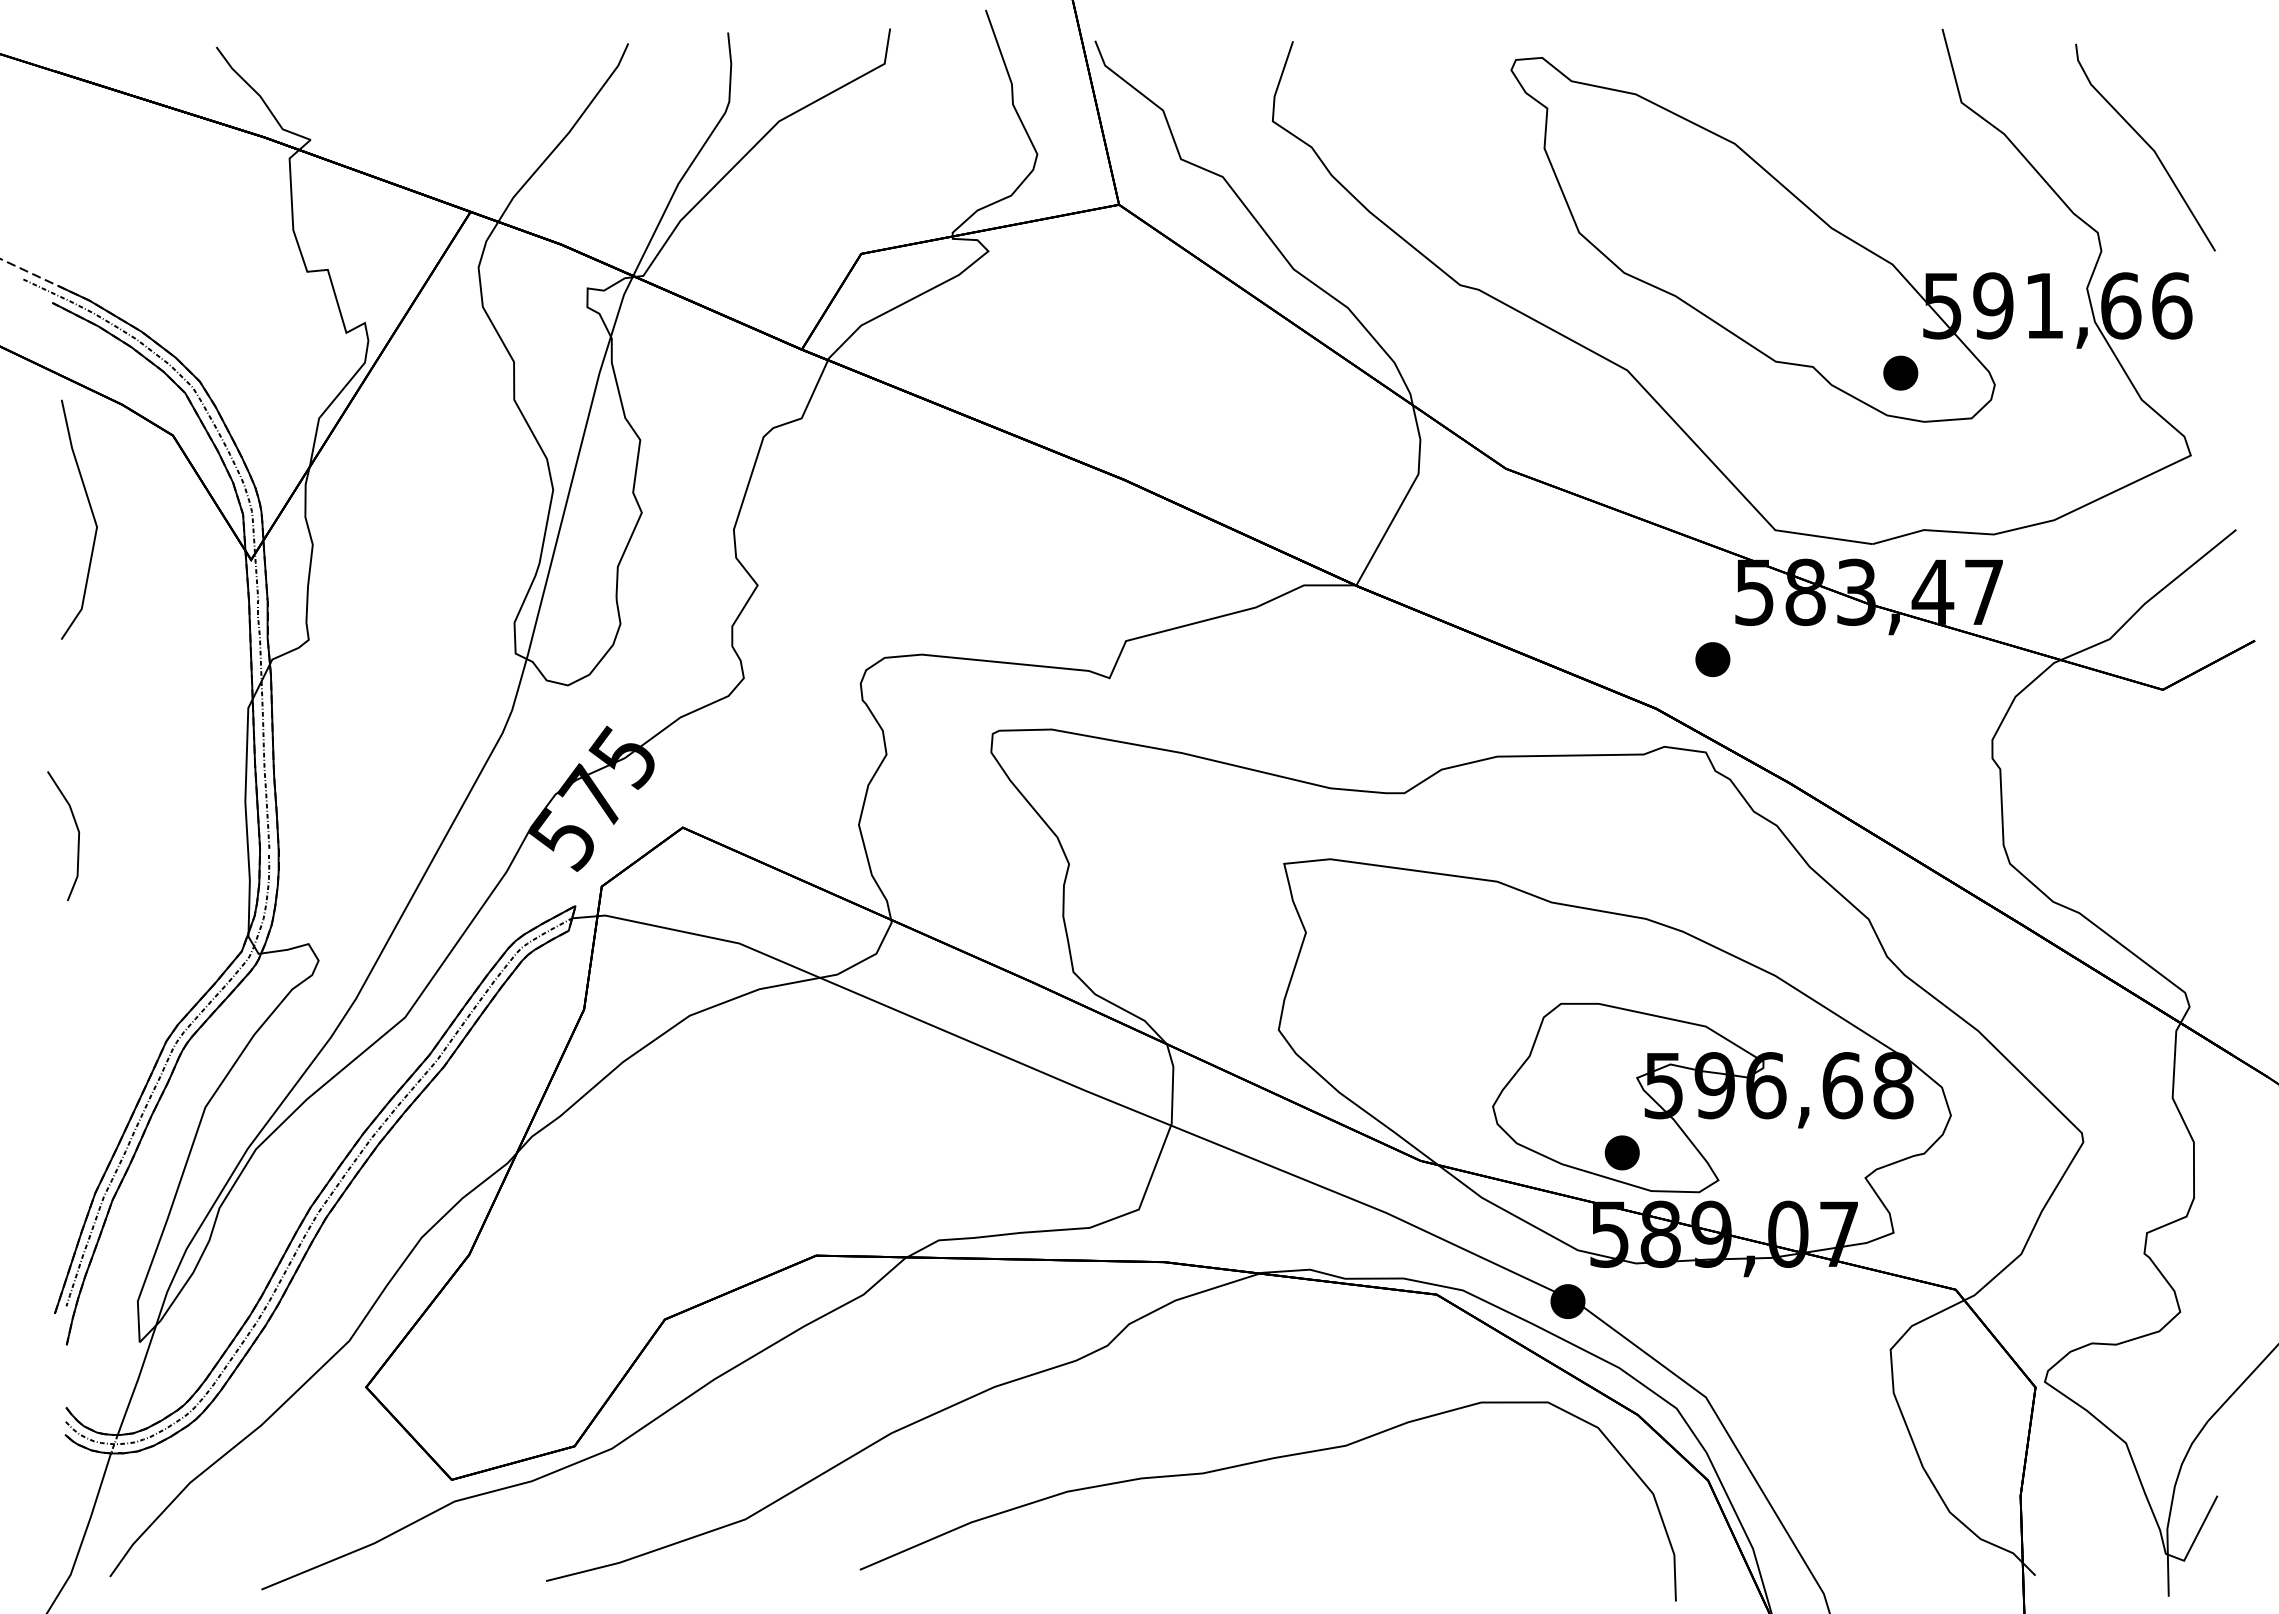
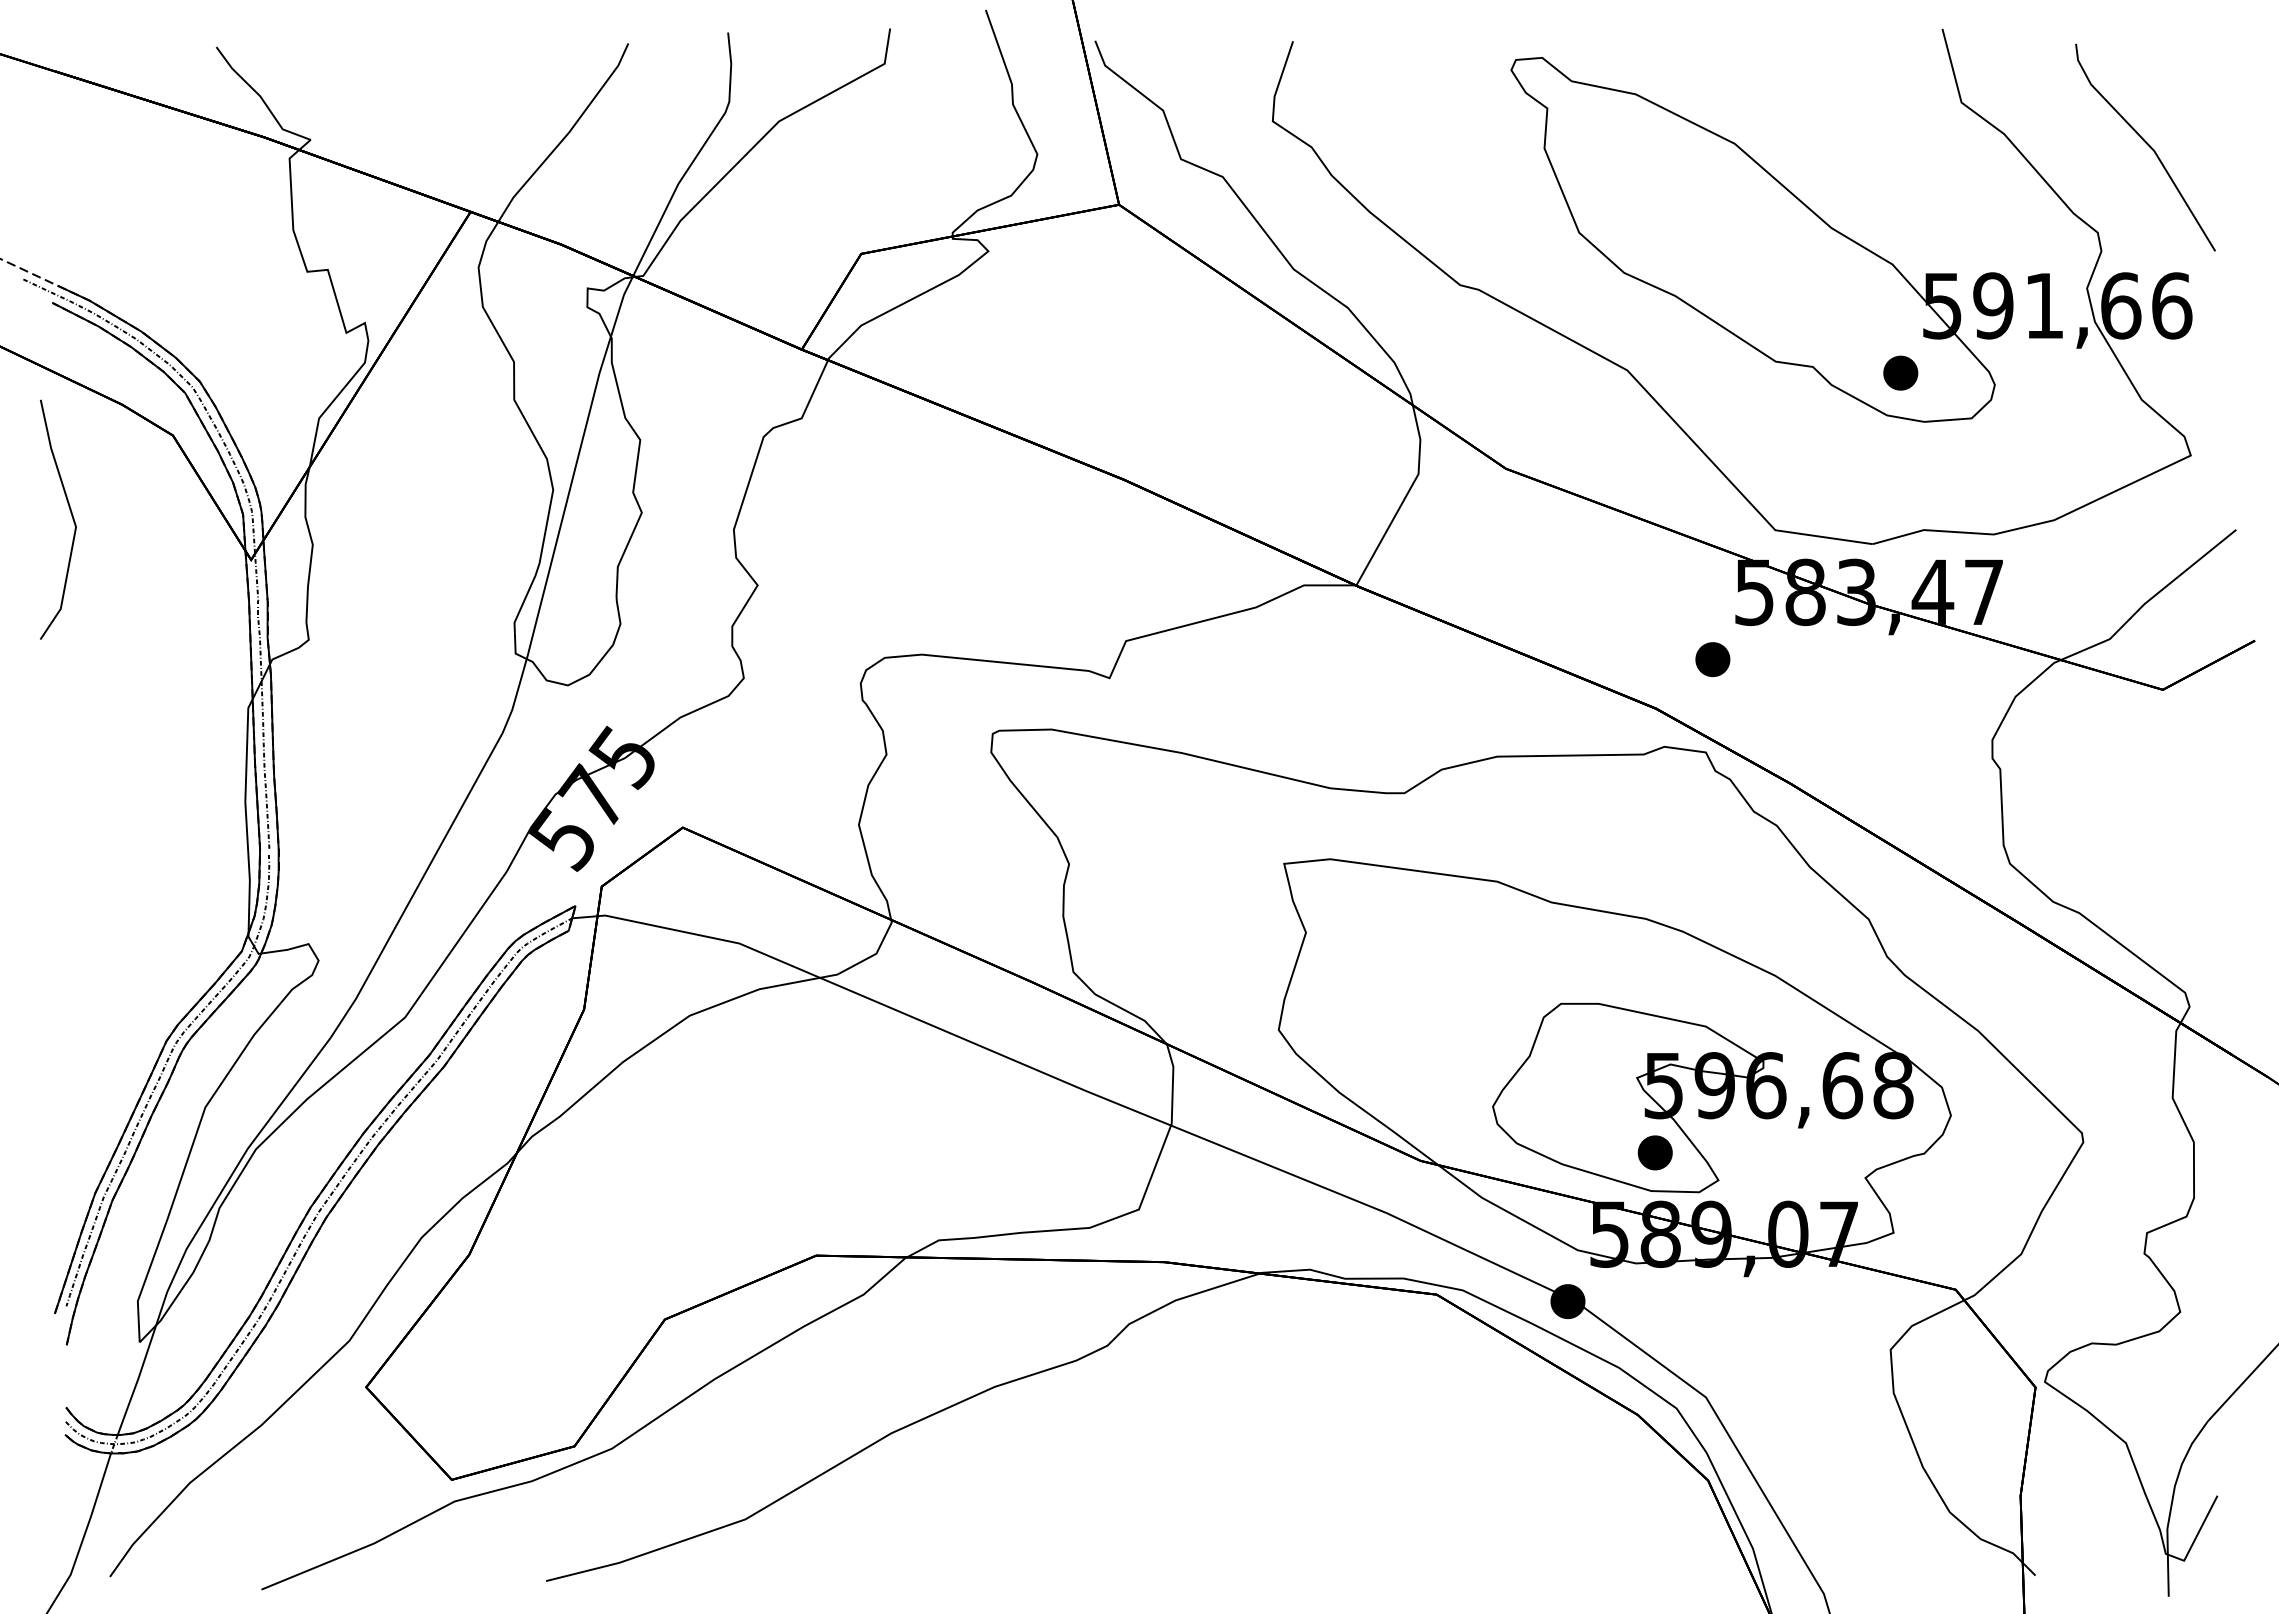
line position: (92, 516) -> (71, 516) (71, 516)
line: present -> none (77, 831)
part position: (1621, 1152) -> (1654, 1152) (1654, 1152)
curve: present -> none (1259, 1462)
